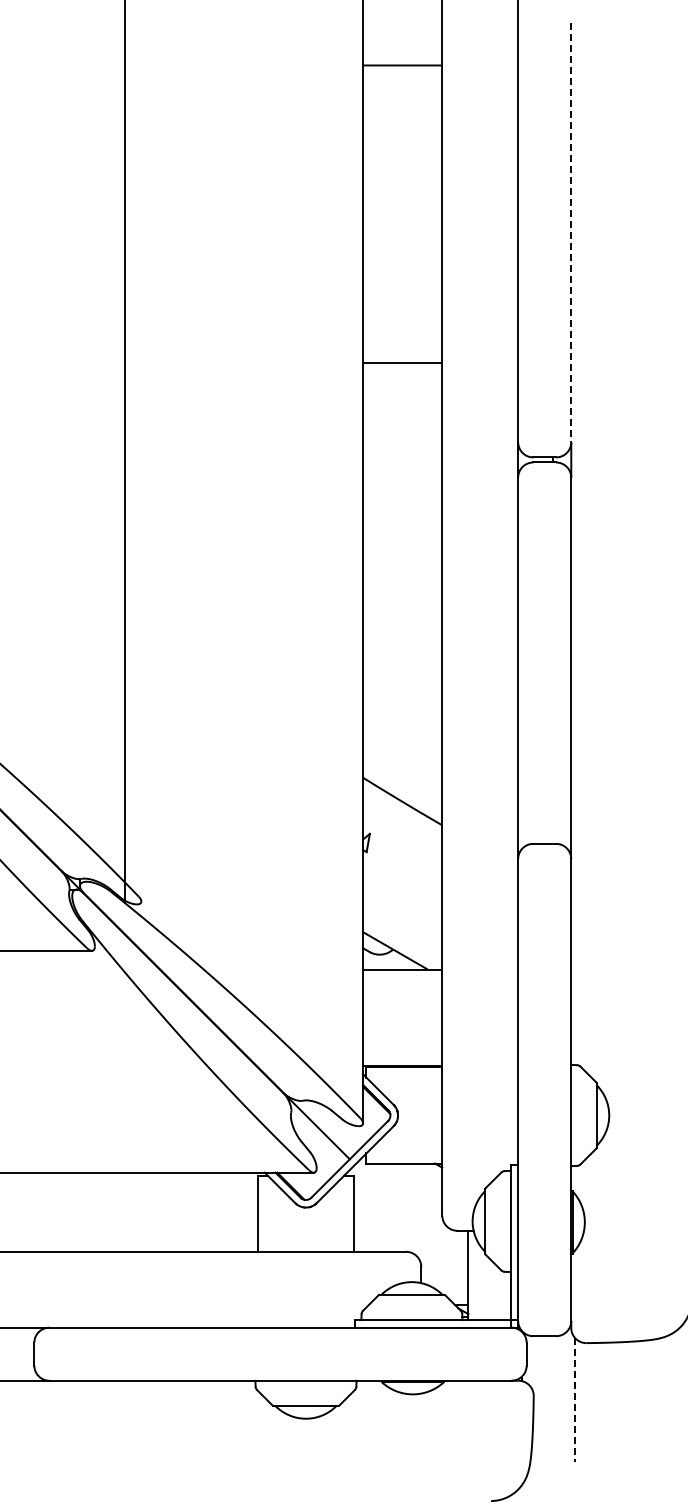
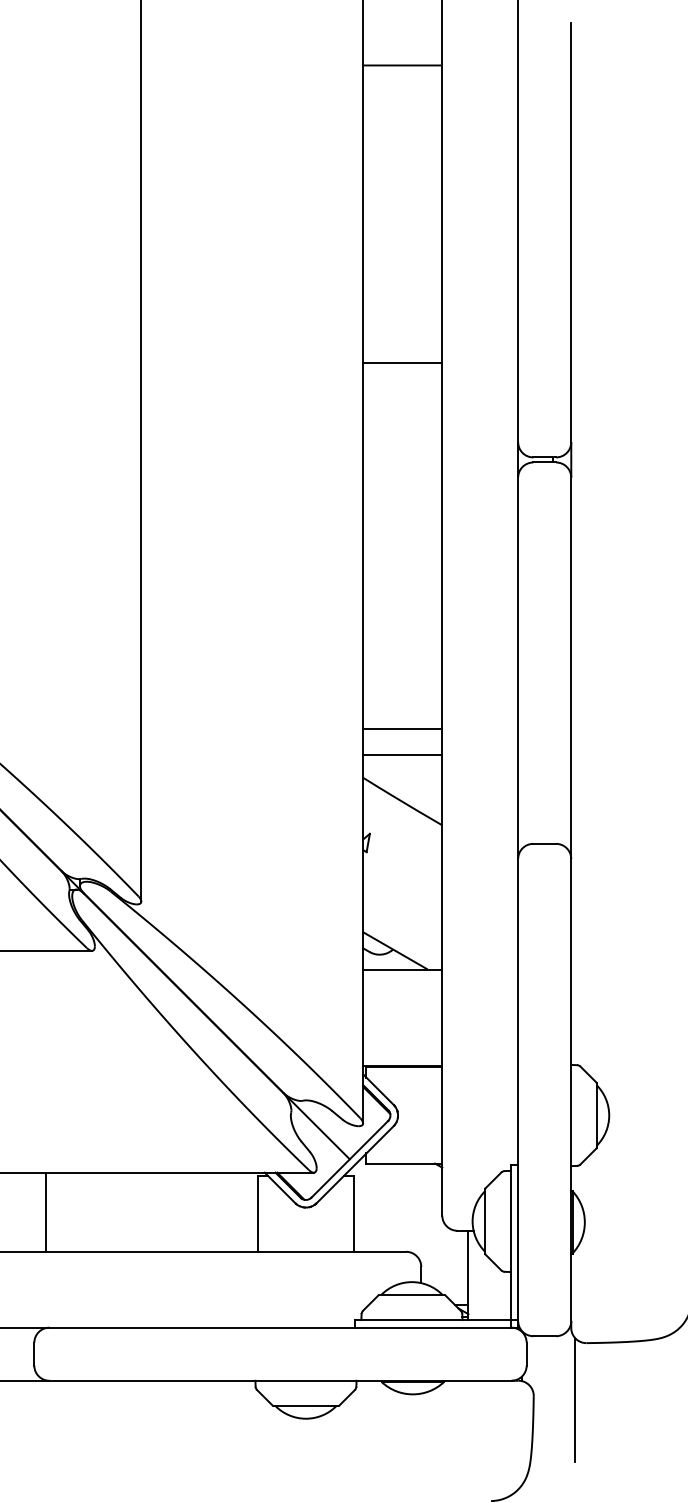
line: dashed -> solid (571, 232)
line position: (125, 451) -> (141, 451) (141, 451)
line: none -> present (402, 729)
line: none -> present (402, 754)
line: none -> present (46, 1211)
line: dashed -> solid (574, 1400)
